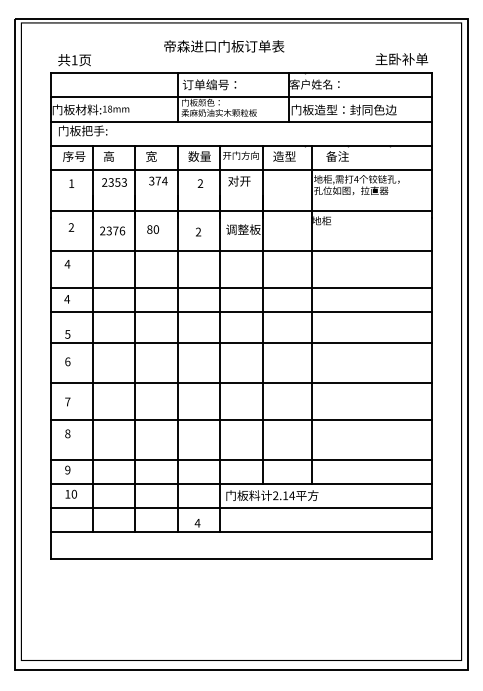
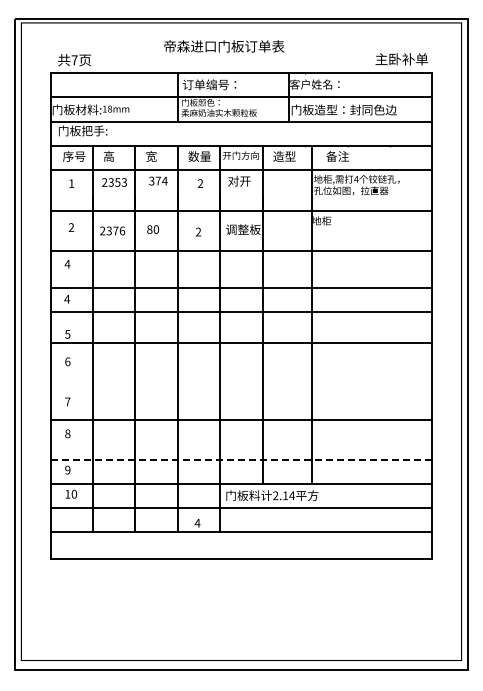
text: 1 -> 7 (74, 60)
line: present -> none (241, 383)
line: solid -> dashed (241, 459)
